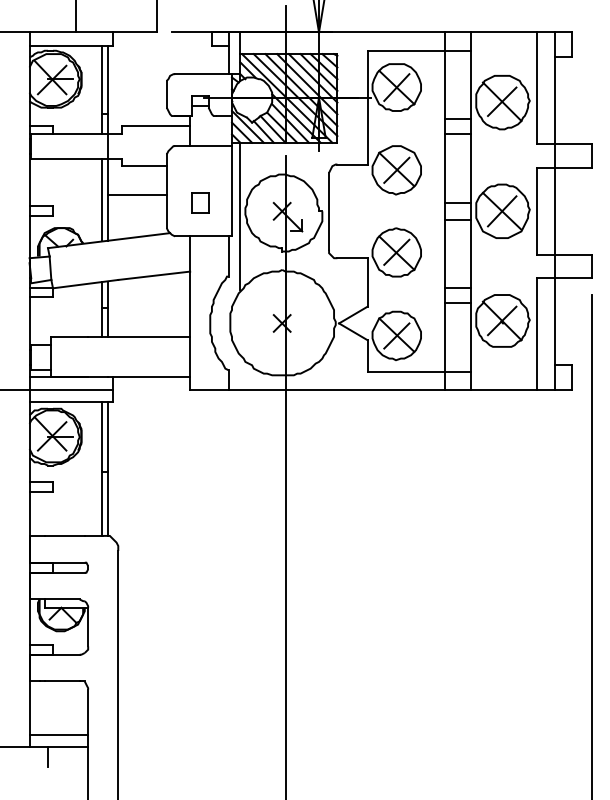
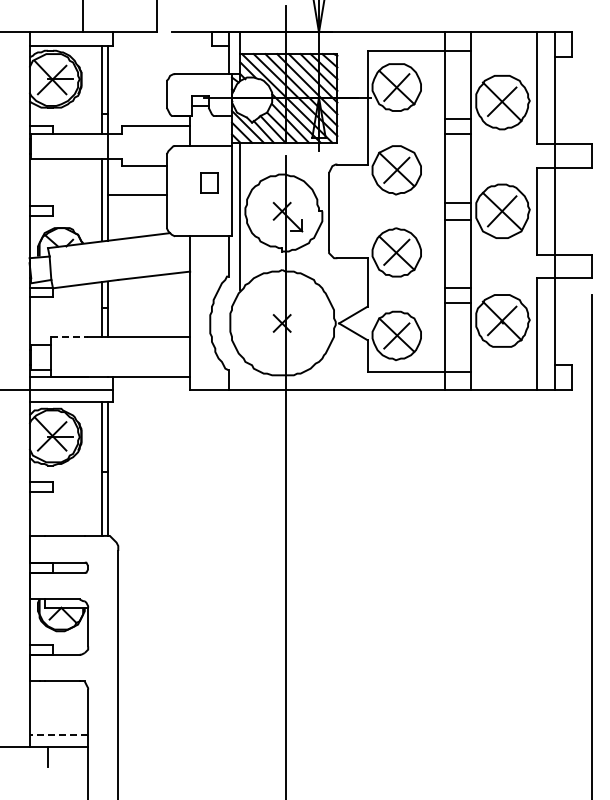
line position: (76, 17) -> (83, 17) (83, 17)
part position: (200, 202) -> (209, 182) (209, 182)
line: solid -> dashed (70, 336)
line: solid -> dashed (58, 735)
